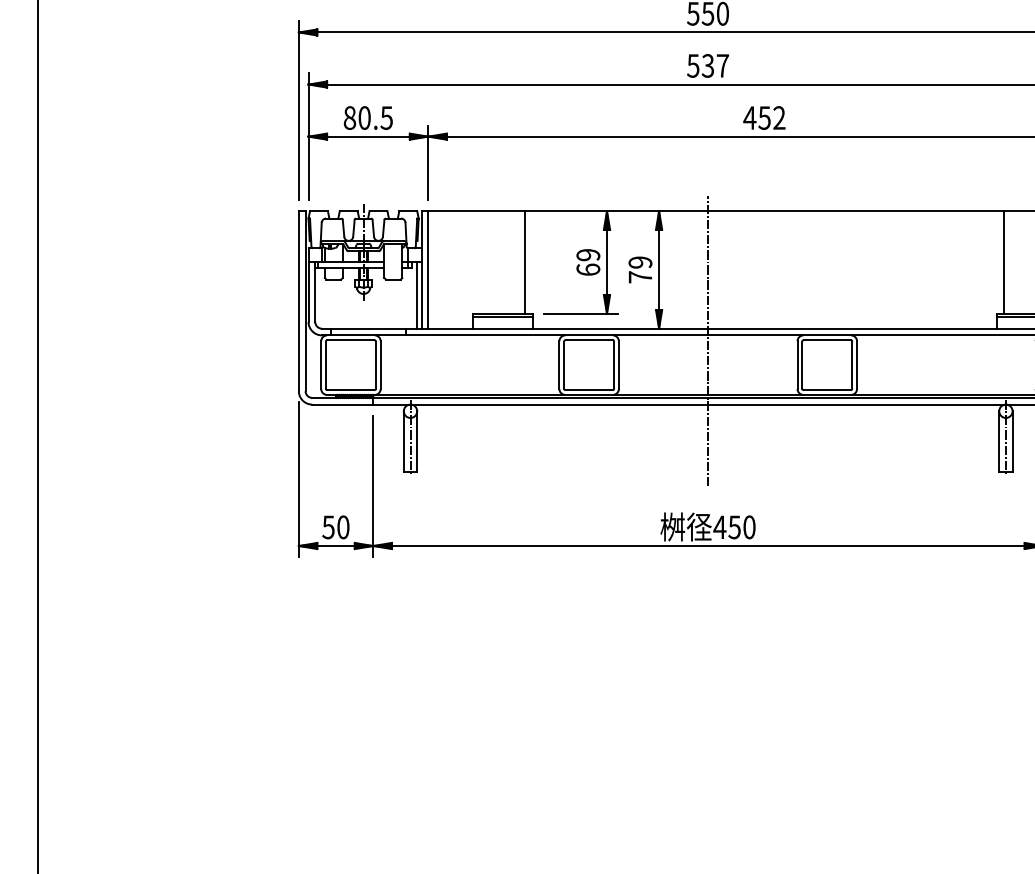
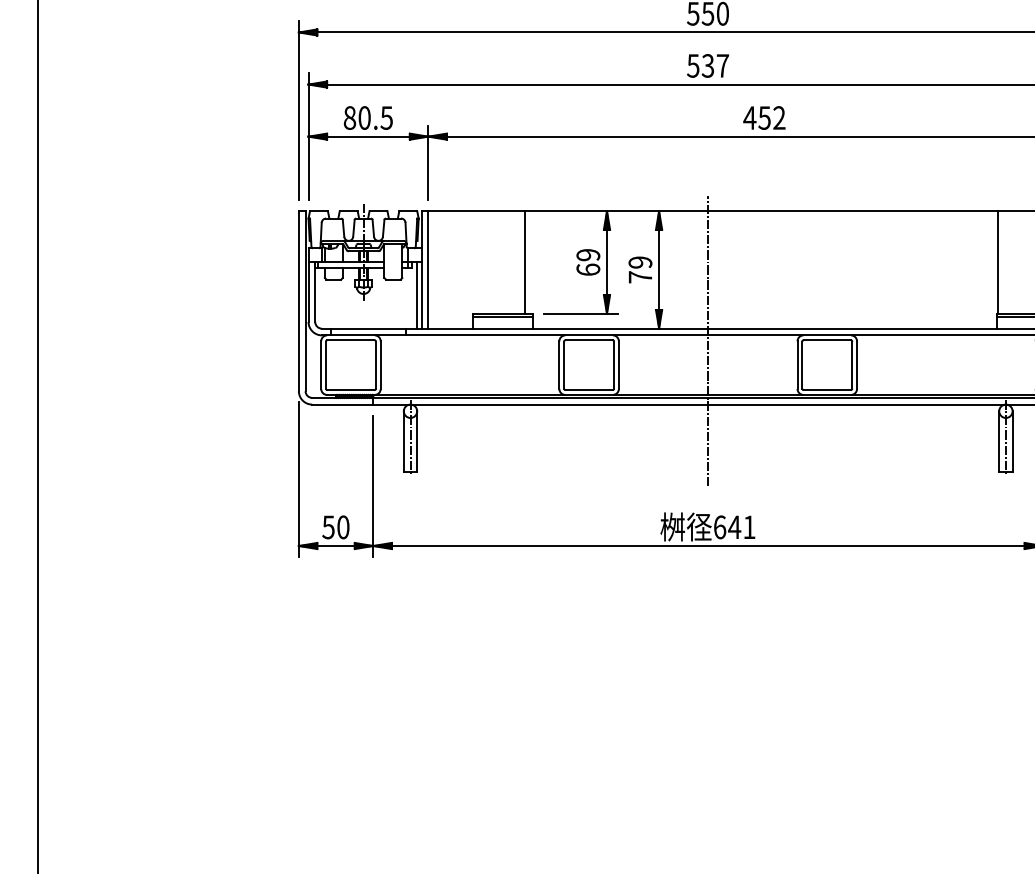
line position: (1004, 262) -> (998, 262) (998, 262)
text: 450 -> 641 (734, 527)
